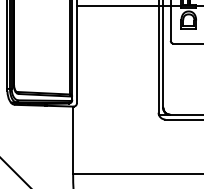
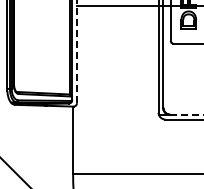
line: solid -> dashed (76, 51)
line: solid -> dashed (187, 114)
